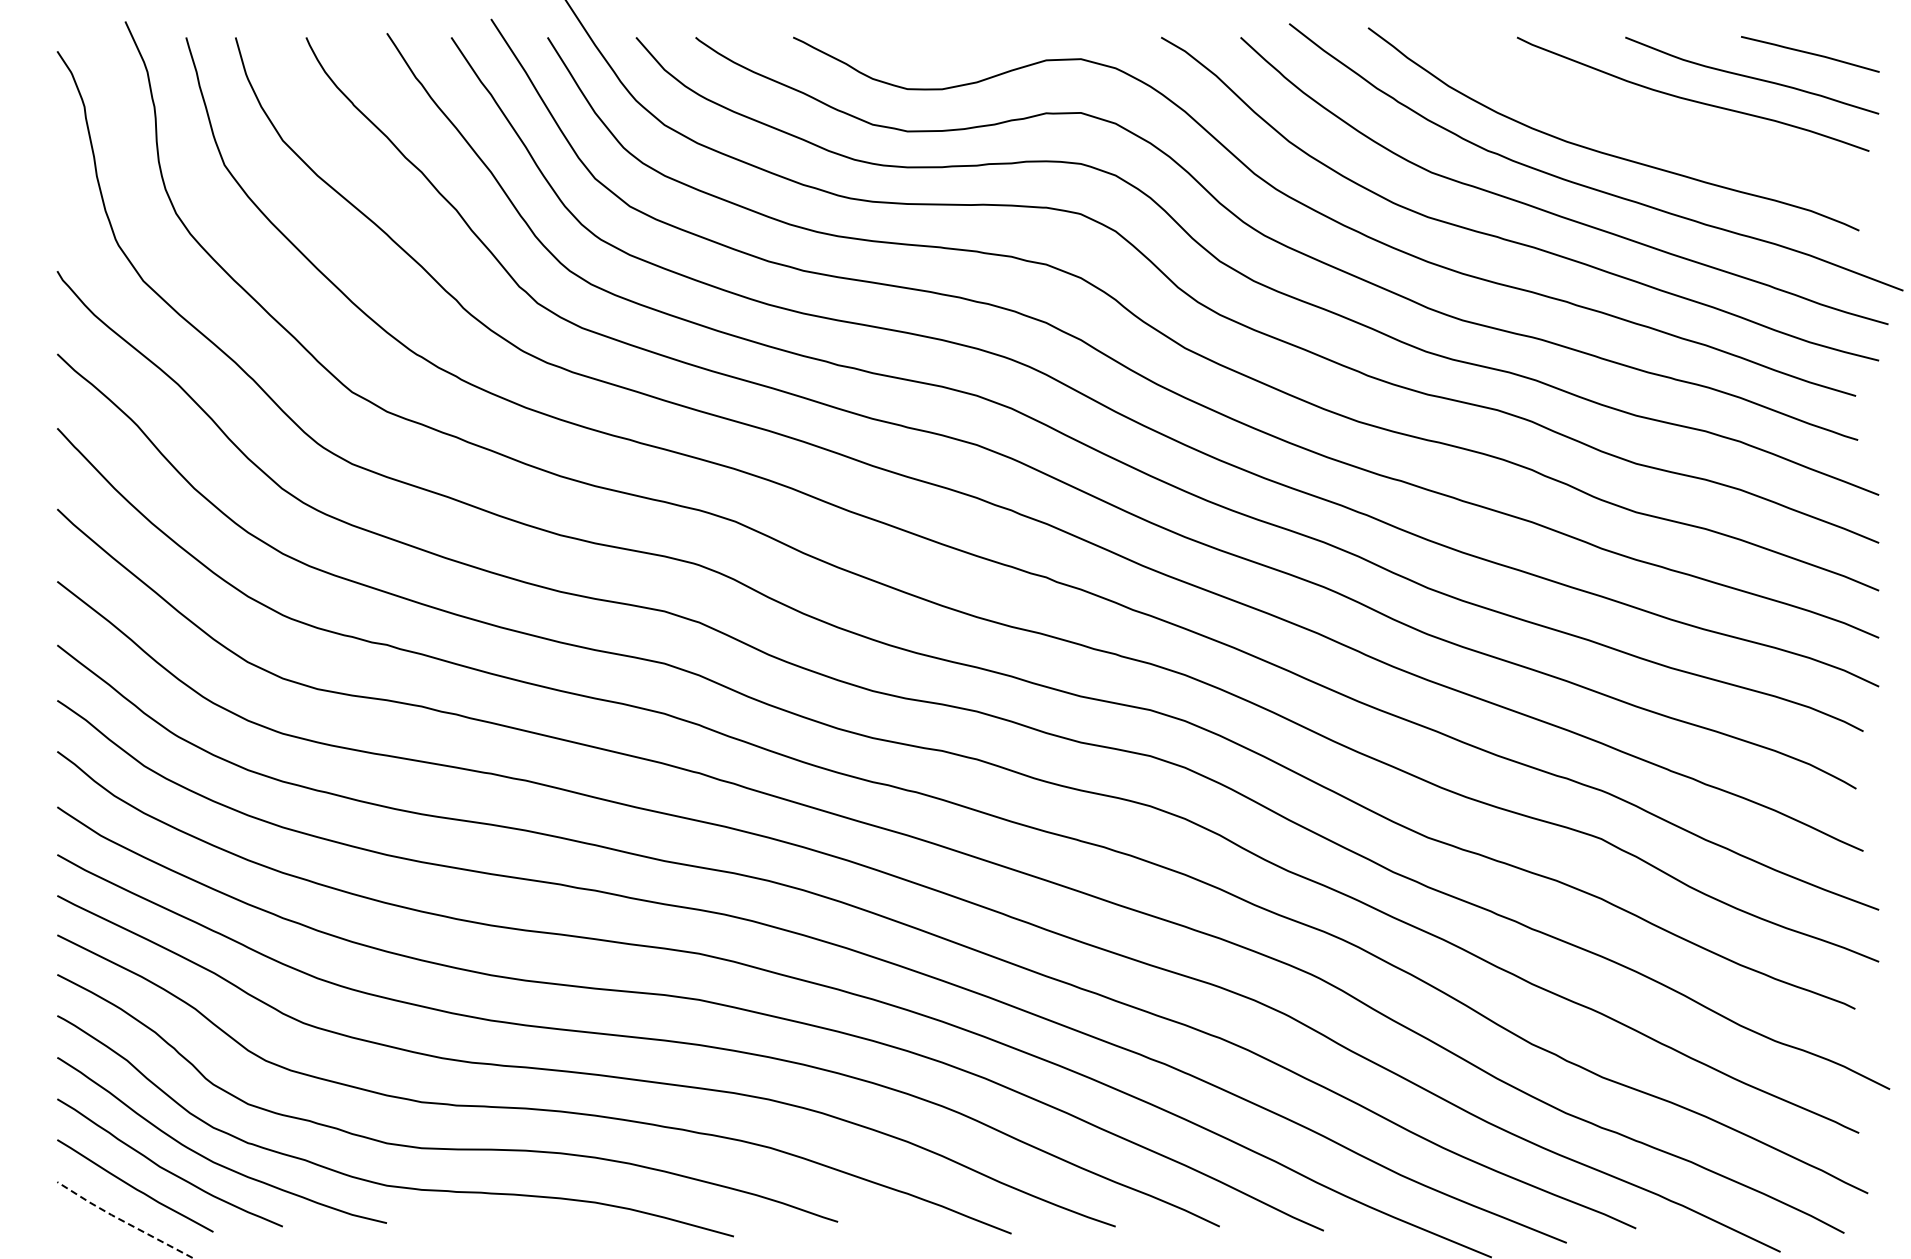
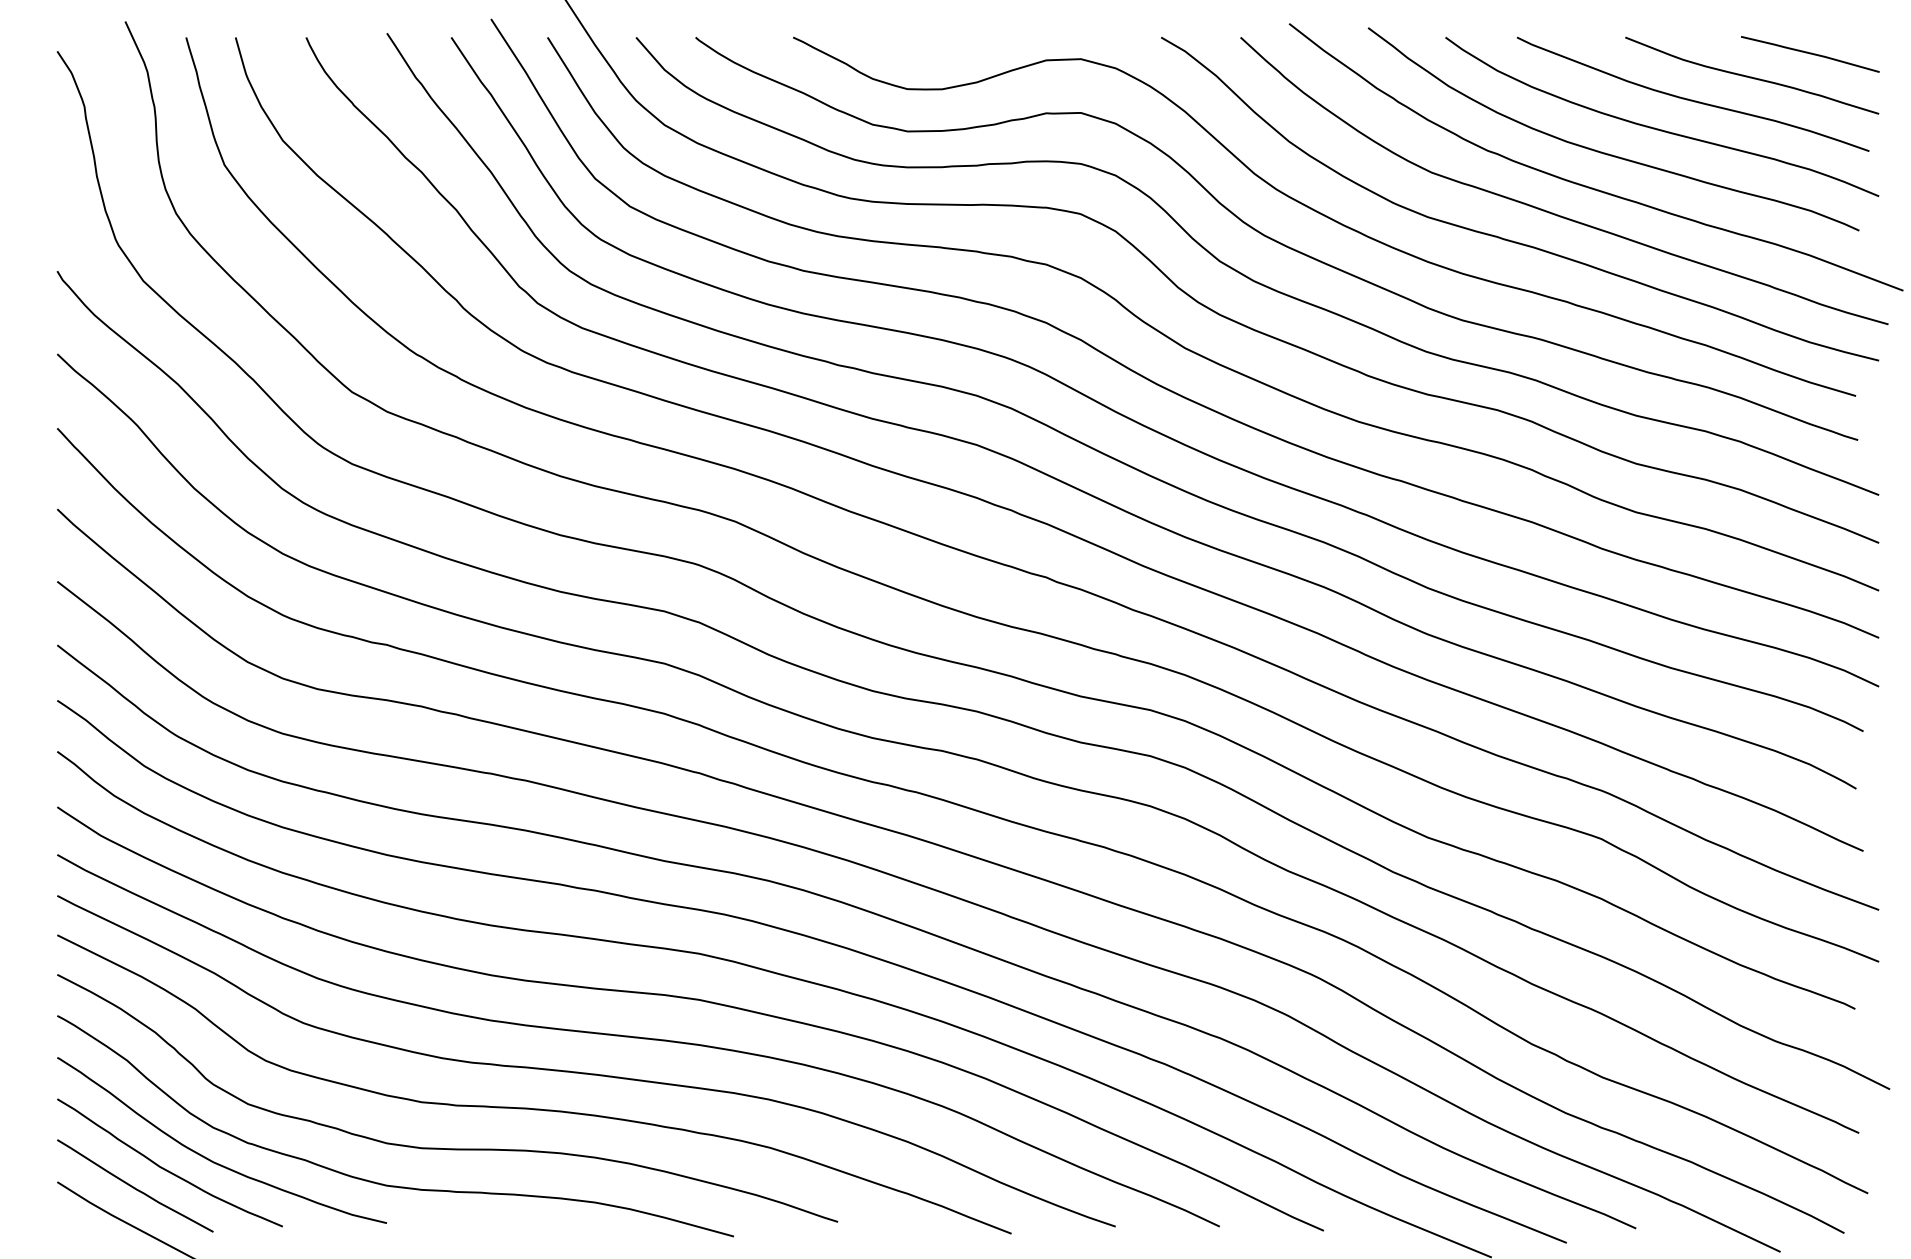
curve: none -> present (1658, 128)
line: dashed -> solid (123, 1221)
